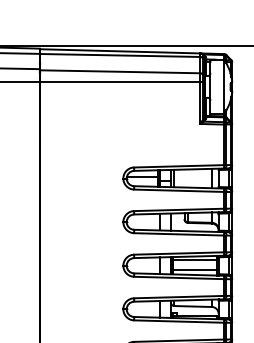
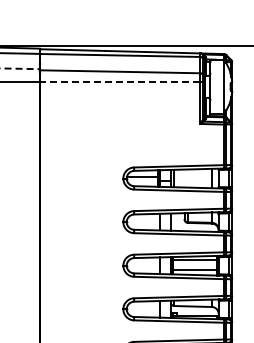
line: solid -> dashed (20, 68)
line: solid -> dashed (119, 81)
